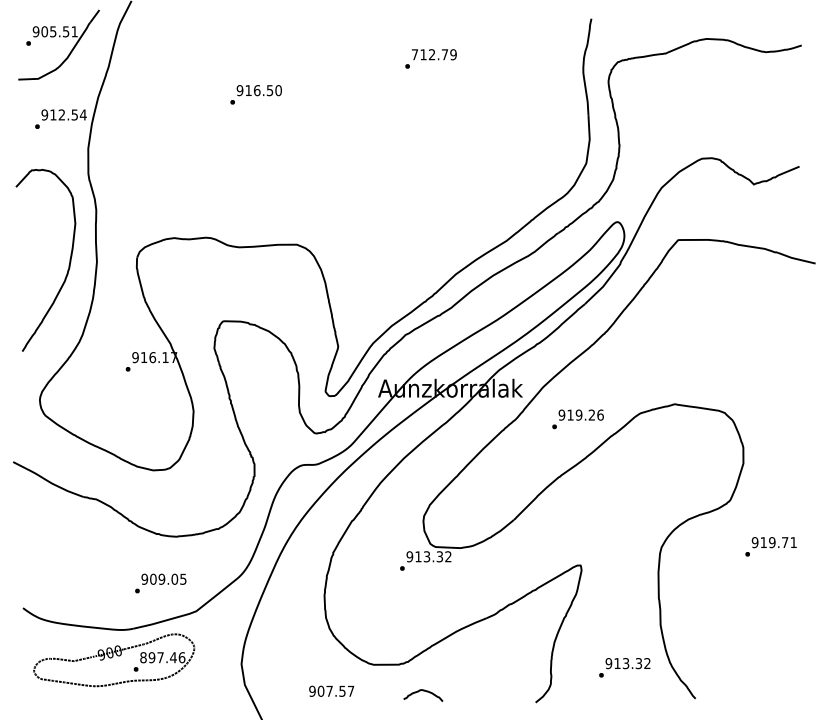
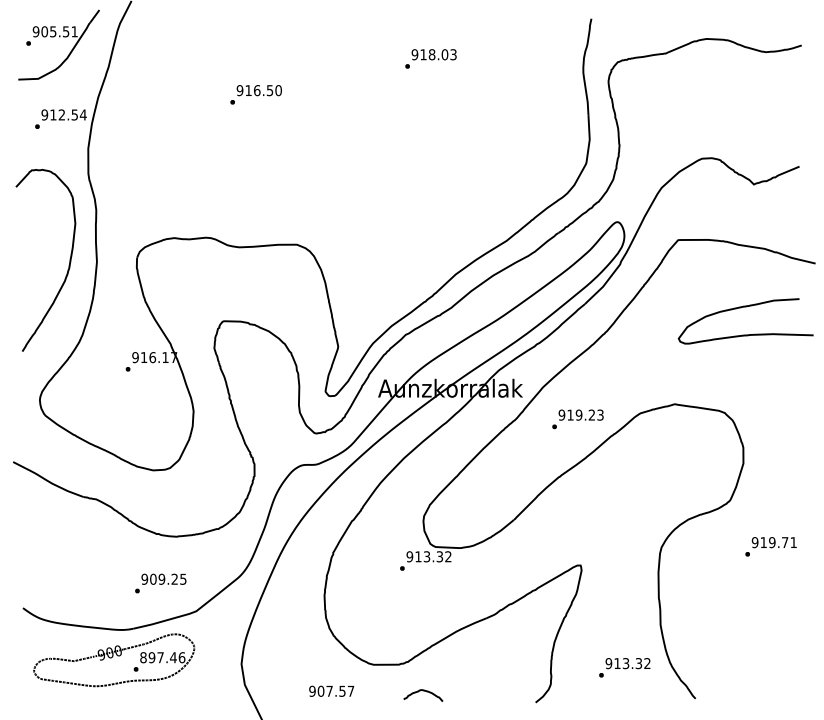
text: 712.79 -> 918.03 (433, 54)
curve: none -> present (745, 334)
text: 919.26 -> 919.23 (600, 414)
text: 909.05 -> 909.25 (174, 578)
